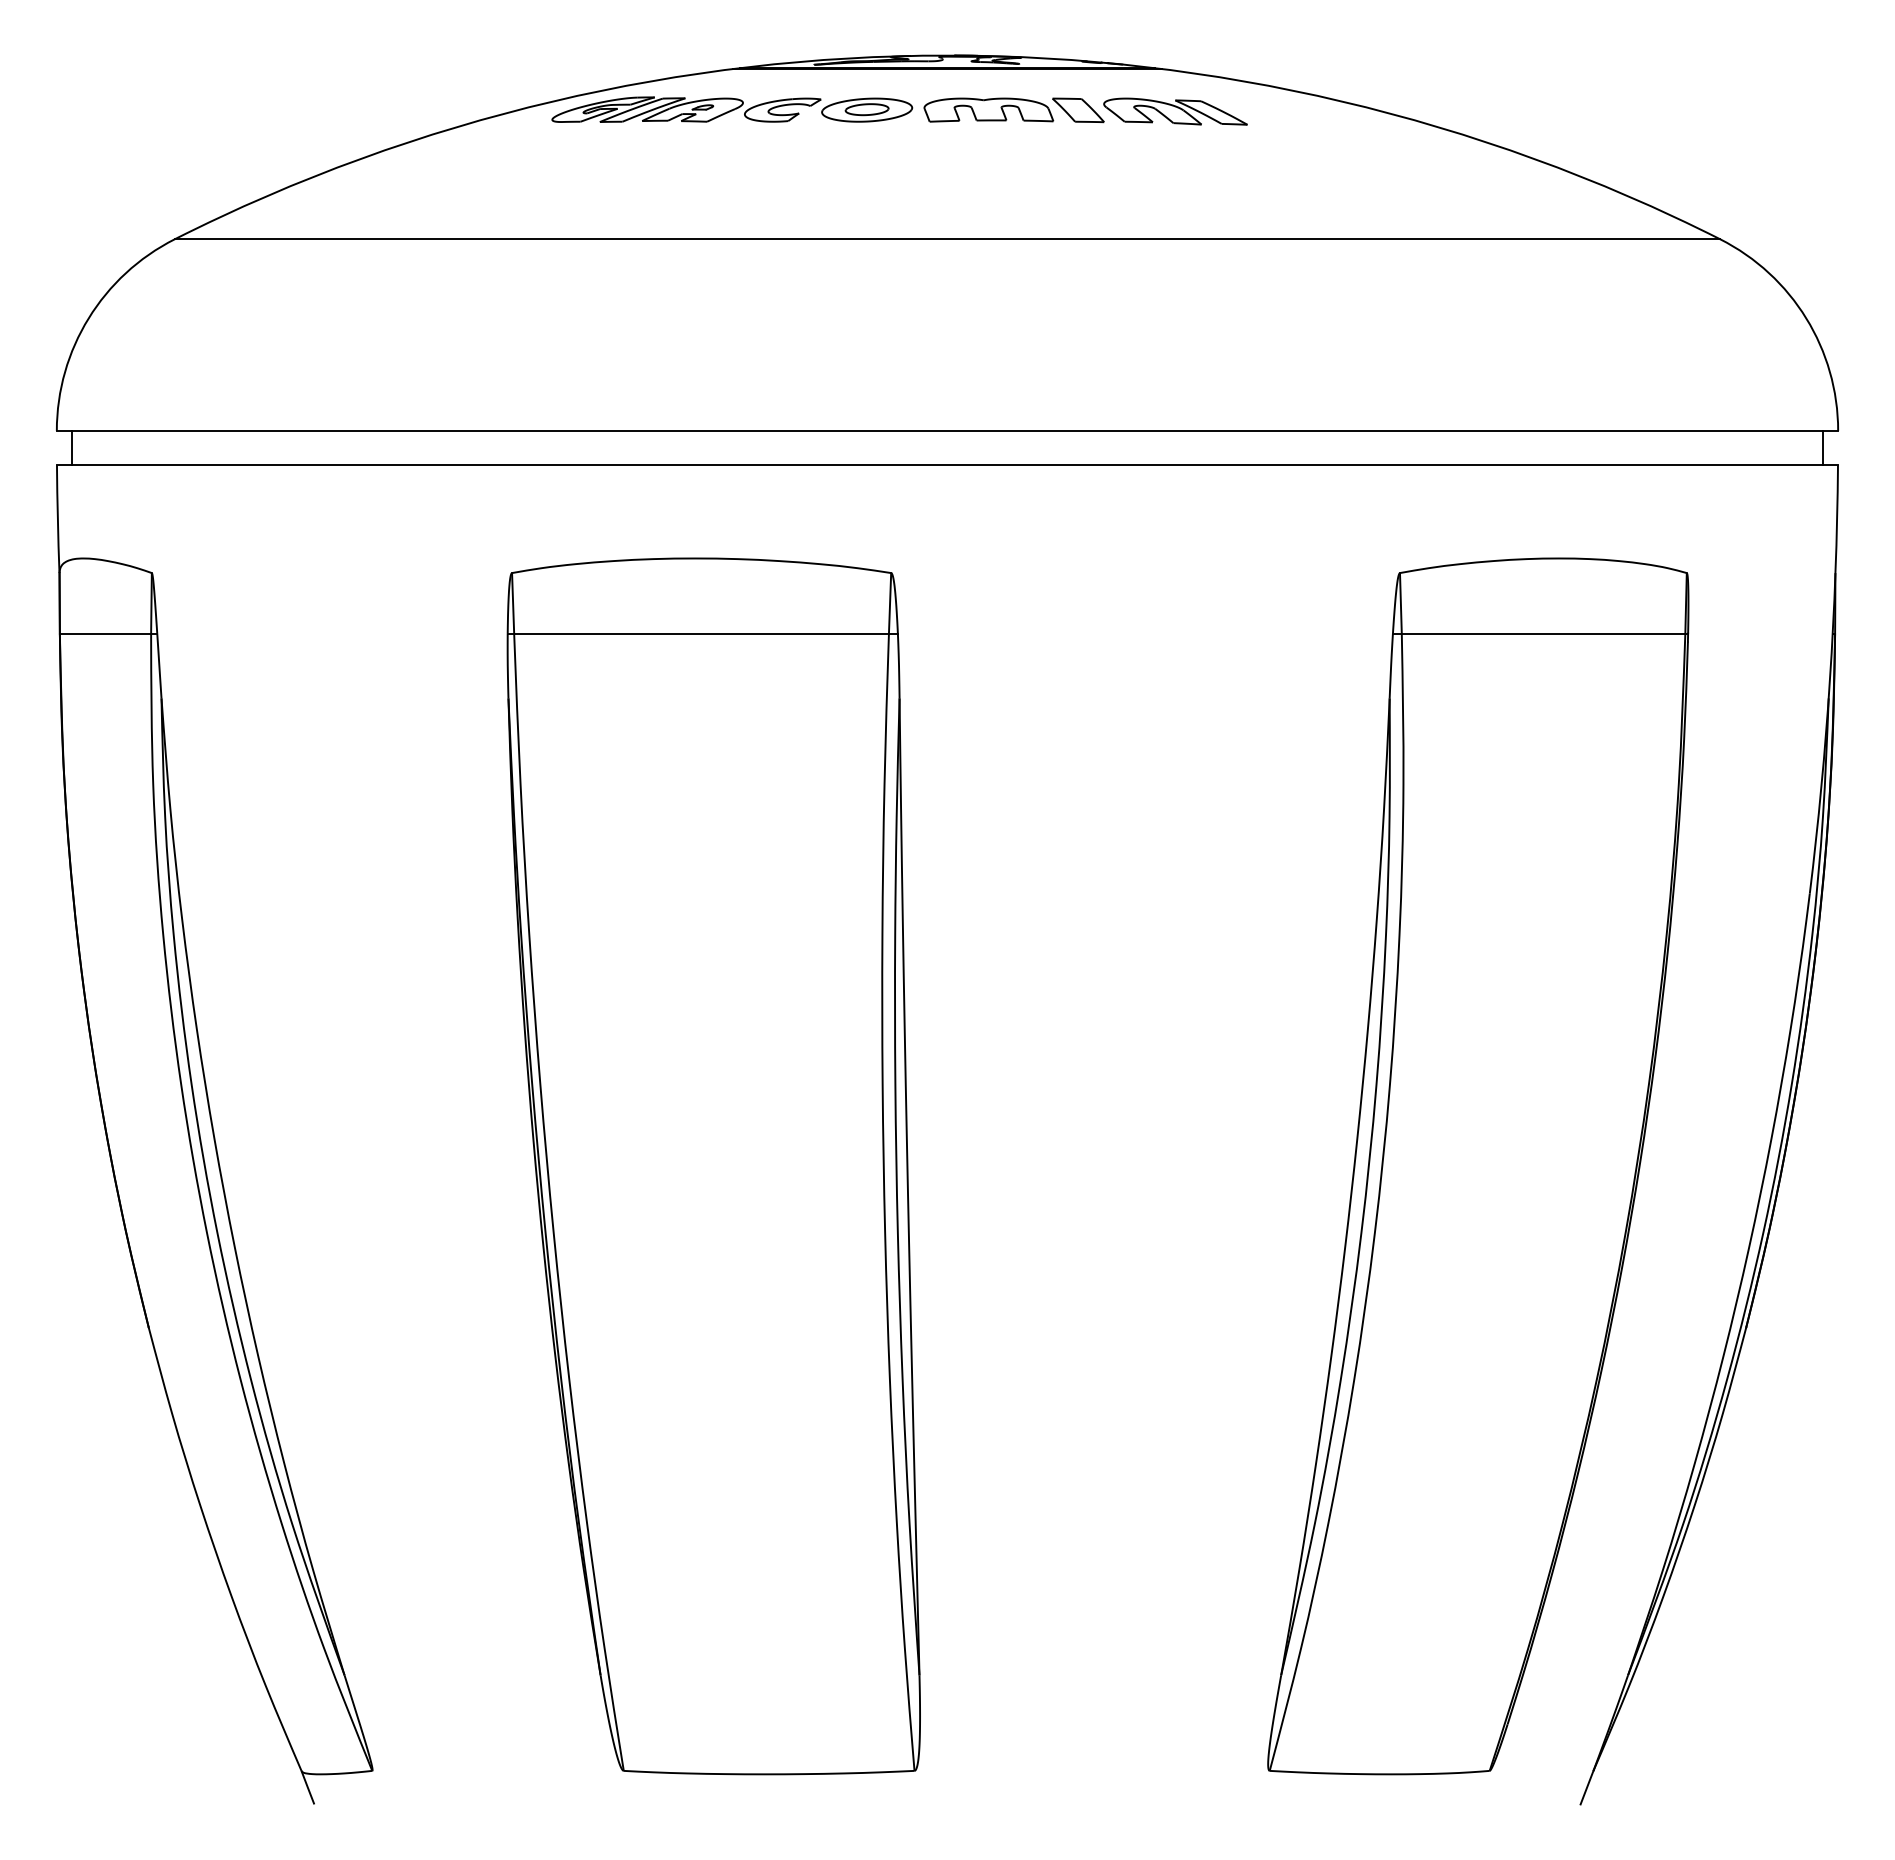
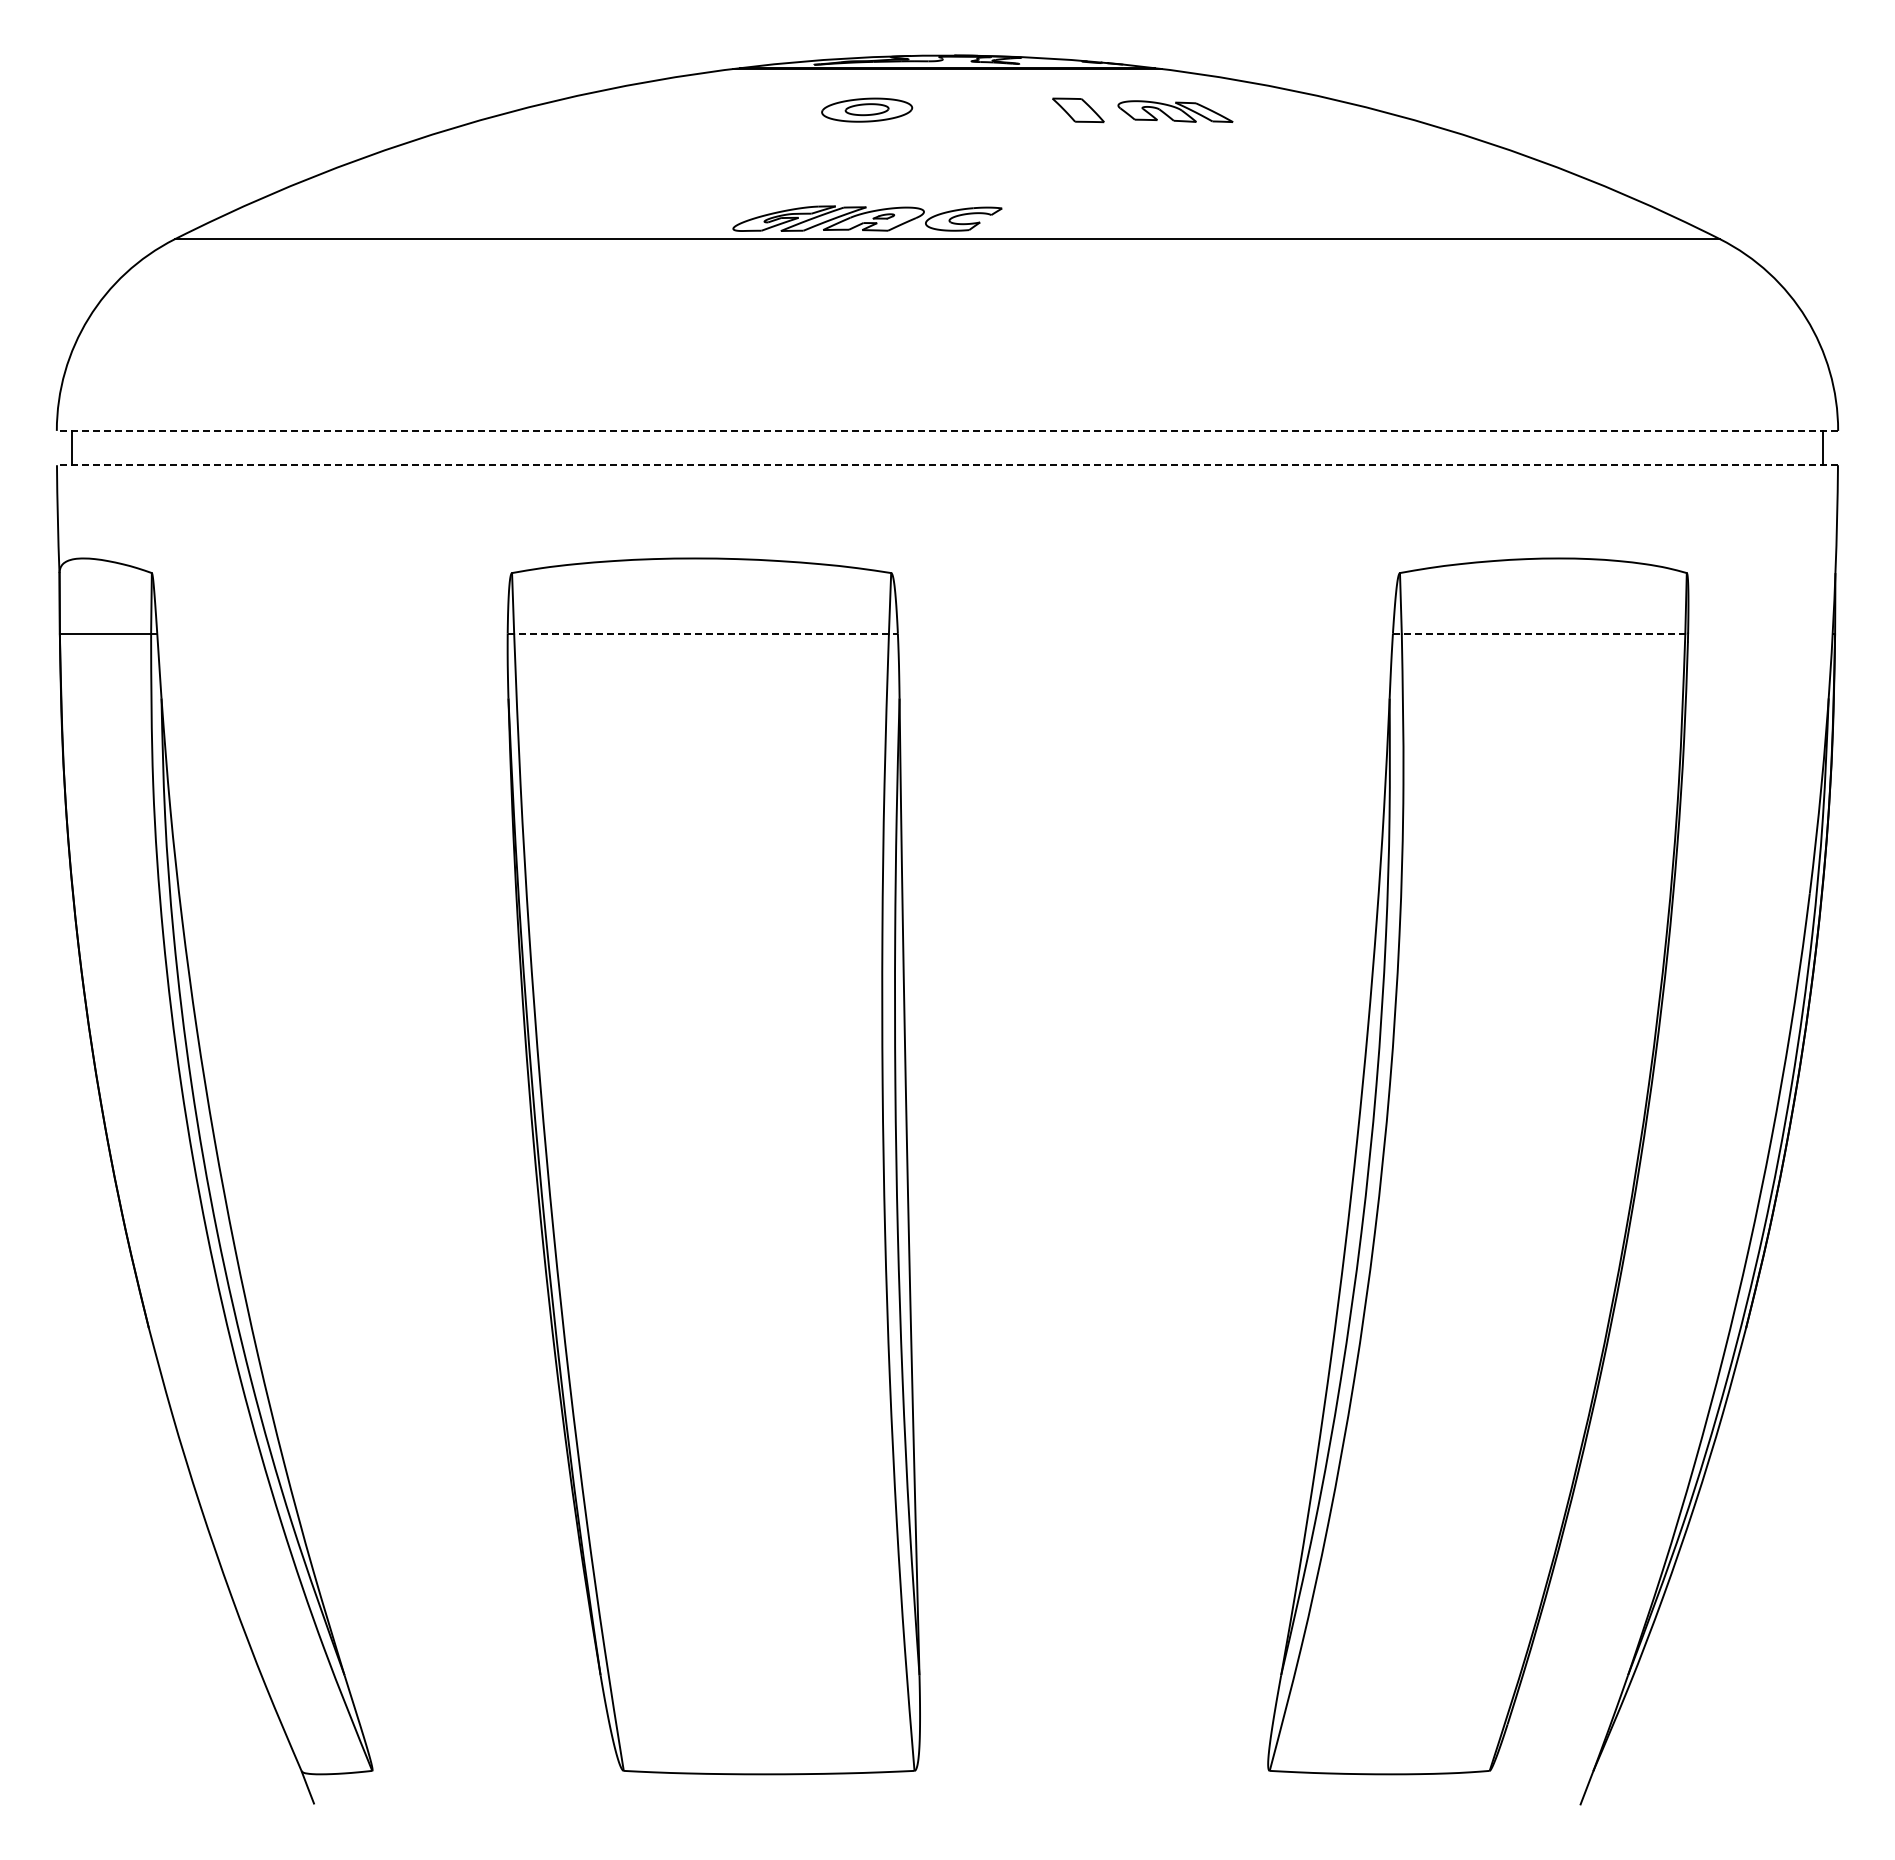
part position: (686, 109) -> (867, 218) (867, 218)
part: present -> none (988, 109)
part size: 145x29 px -> 117x23 px (1175, 111)
line: solid -> dashed (947, 430)
line: solid -> dashed (946, 465)
line: solid -> dashed (703, 633)
line: solid -> dashed (1540, 633)
